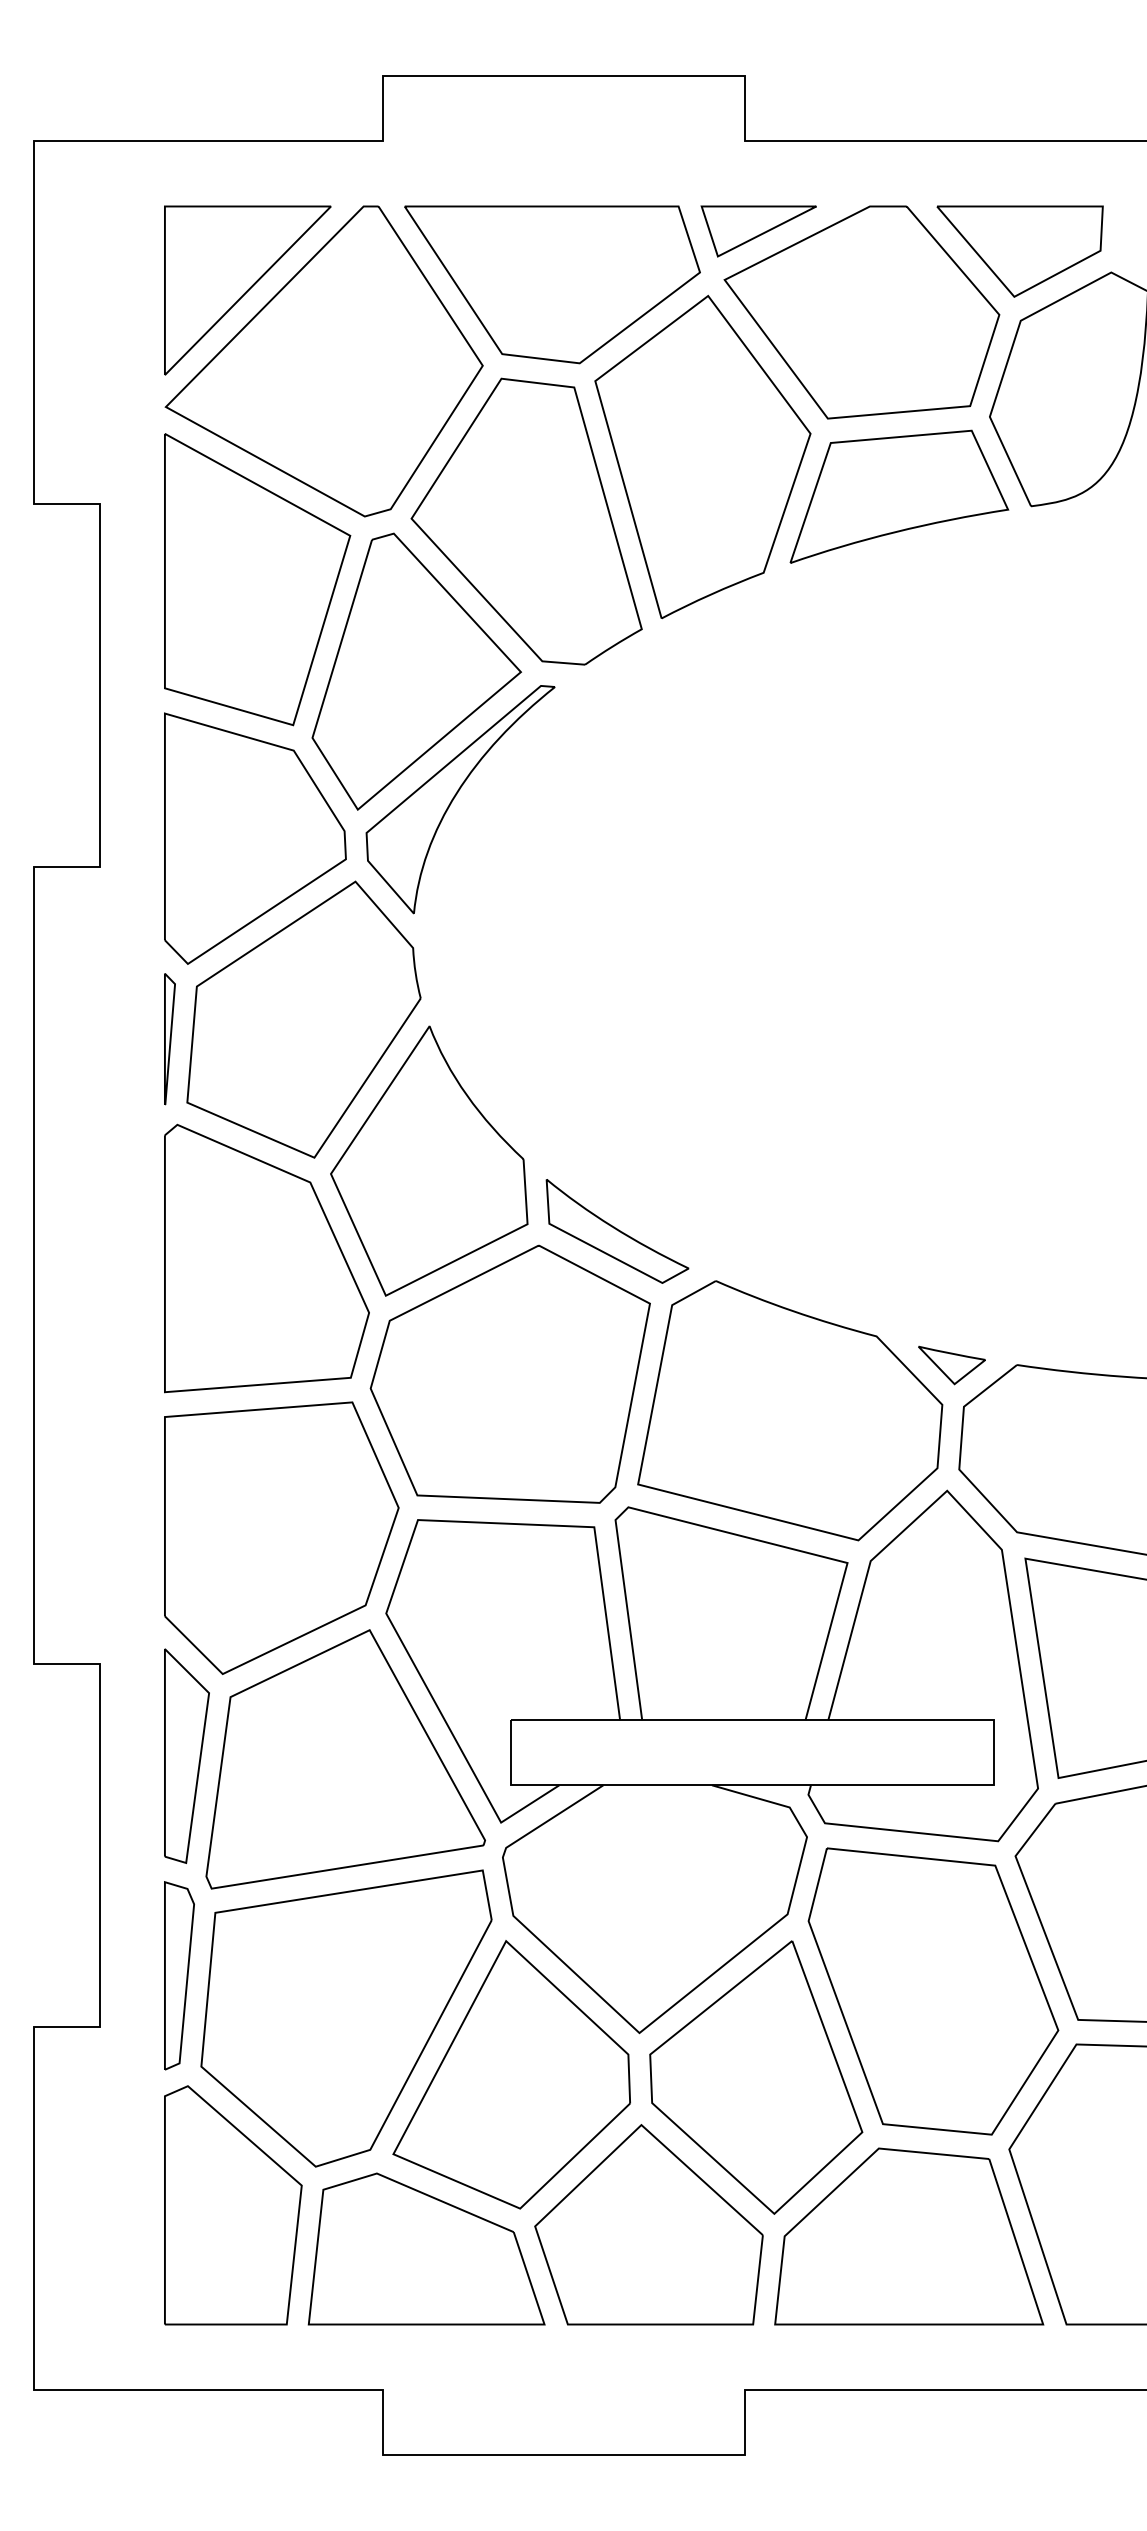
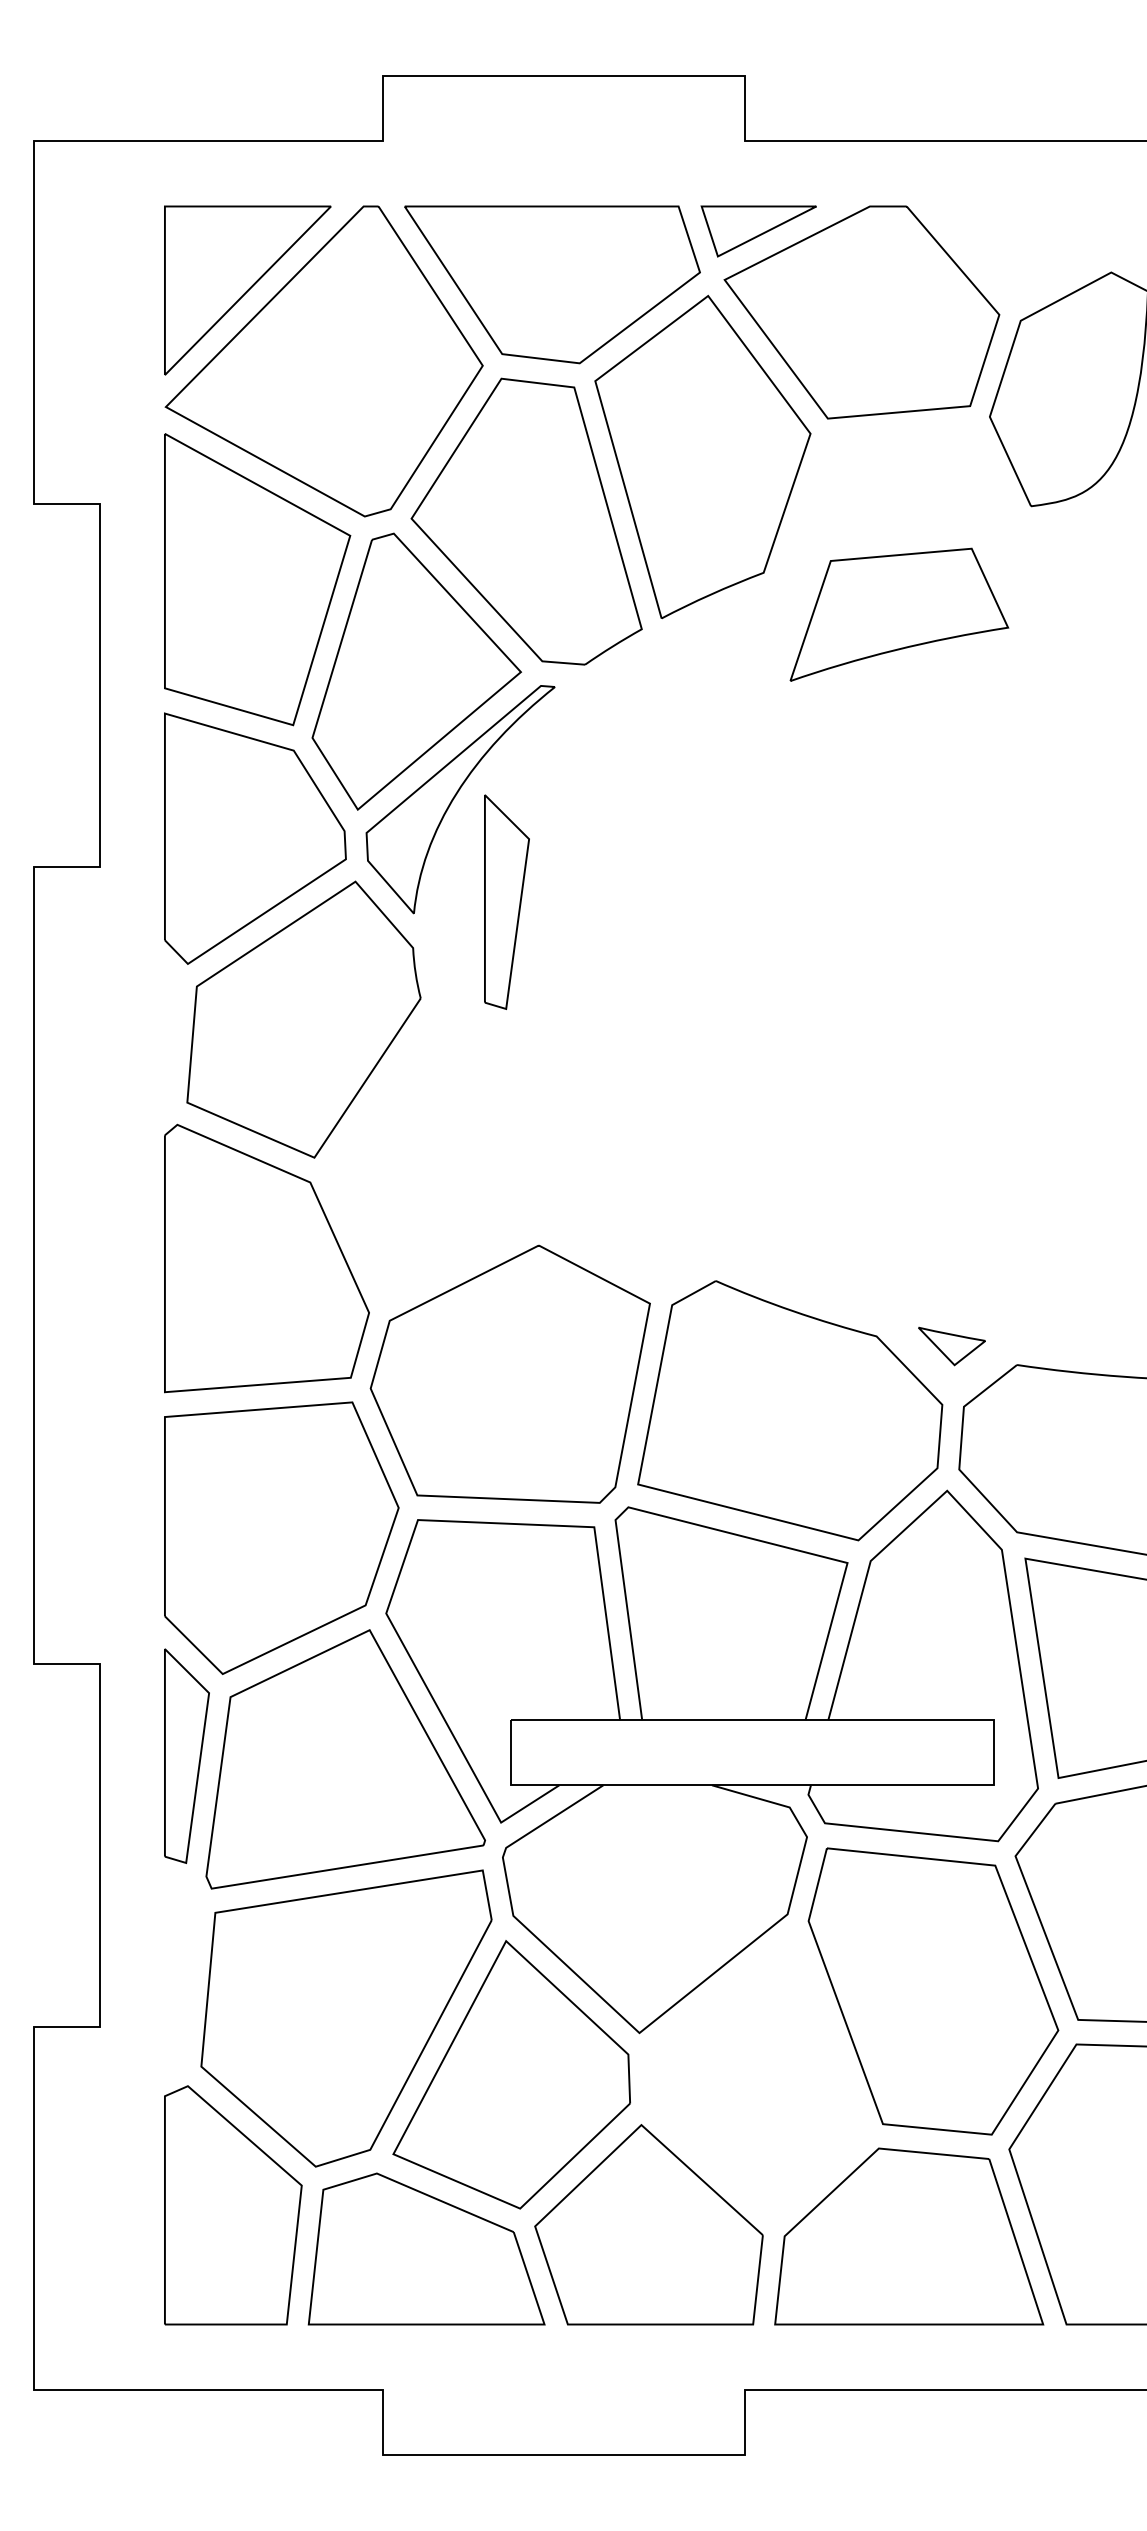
part: present -> none (1019, 251)
part position: (899, 496) -> (899, 614) (899, 614)
part: none -> present (506, 901)
part: present -> none (169, 1039)
part: present -> none (429, 1160)
part: present -> none (617, 1231)
part position: (951, 1365) -> (951, 1346) (951, 1346)
part: present -> none (179, 1975)
part: present -> none (756, 2077)
